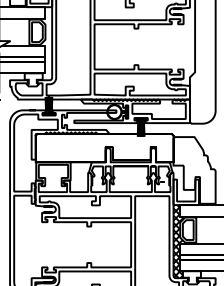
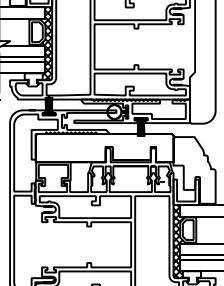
hatch: none -> present (46, 43)
